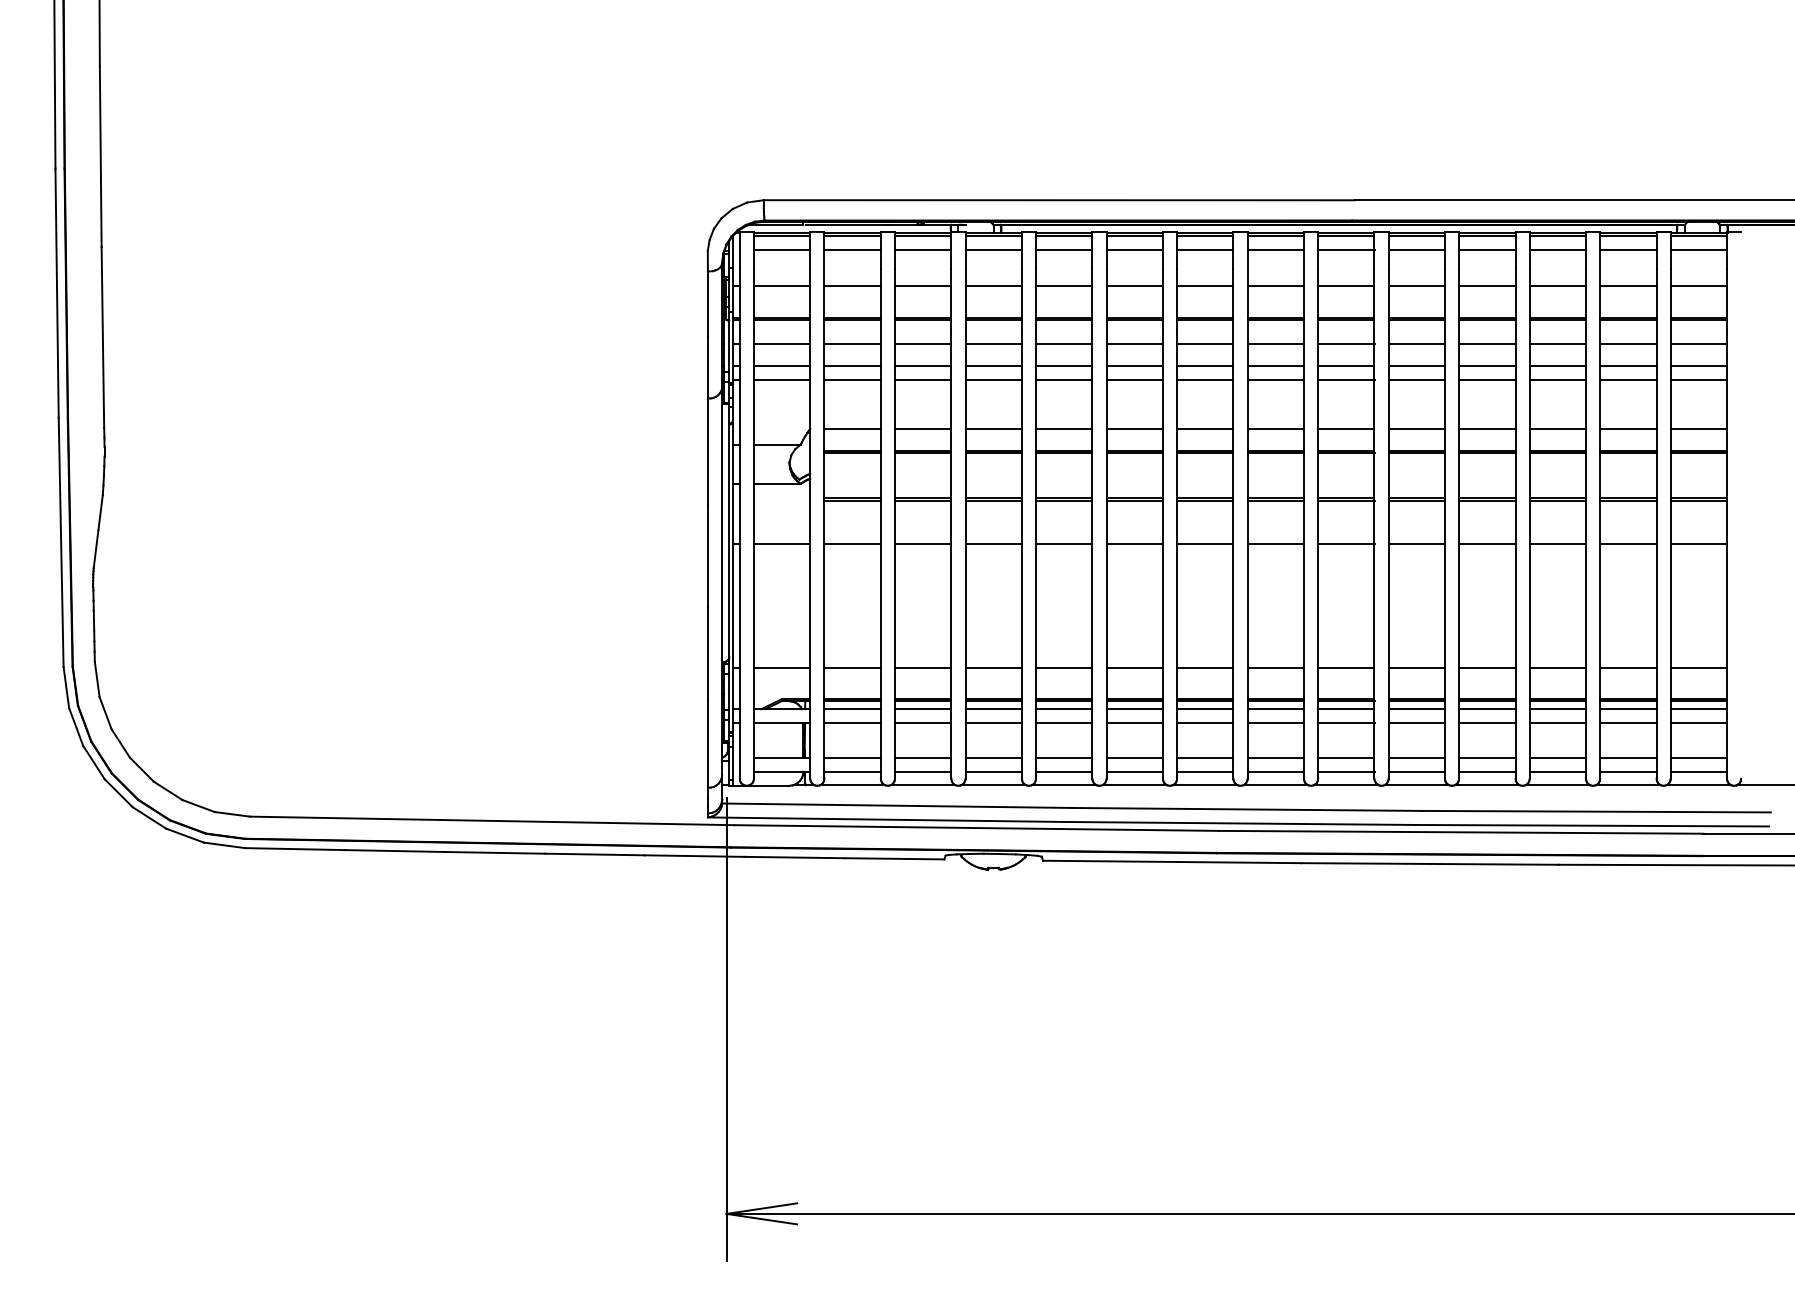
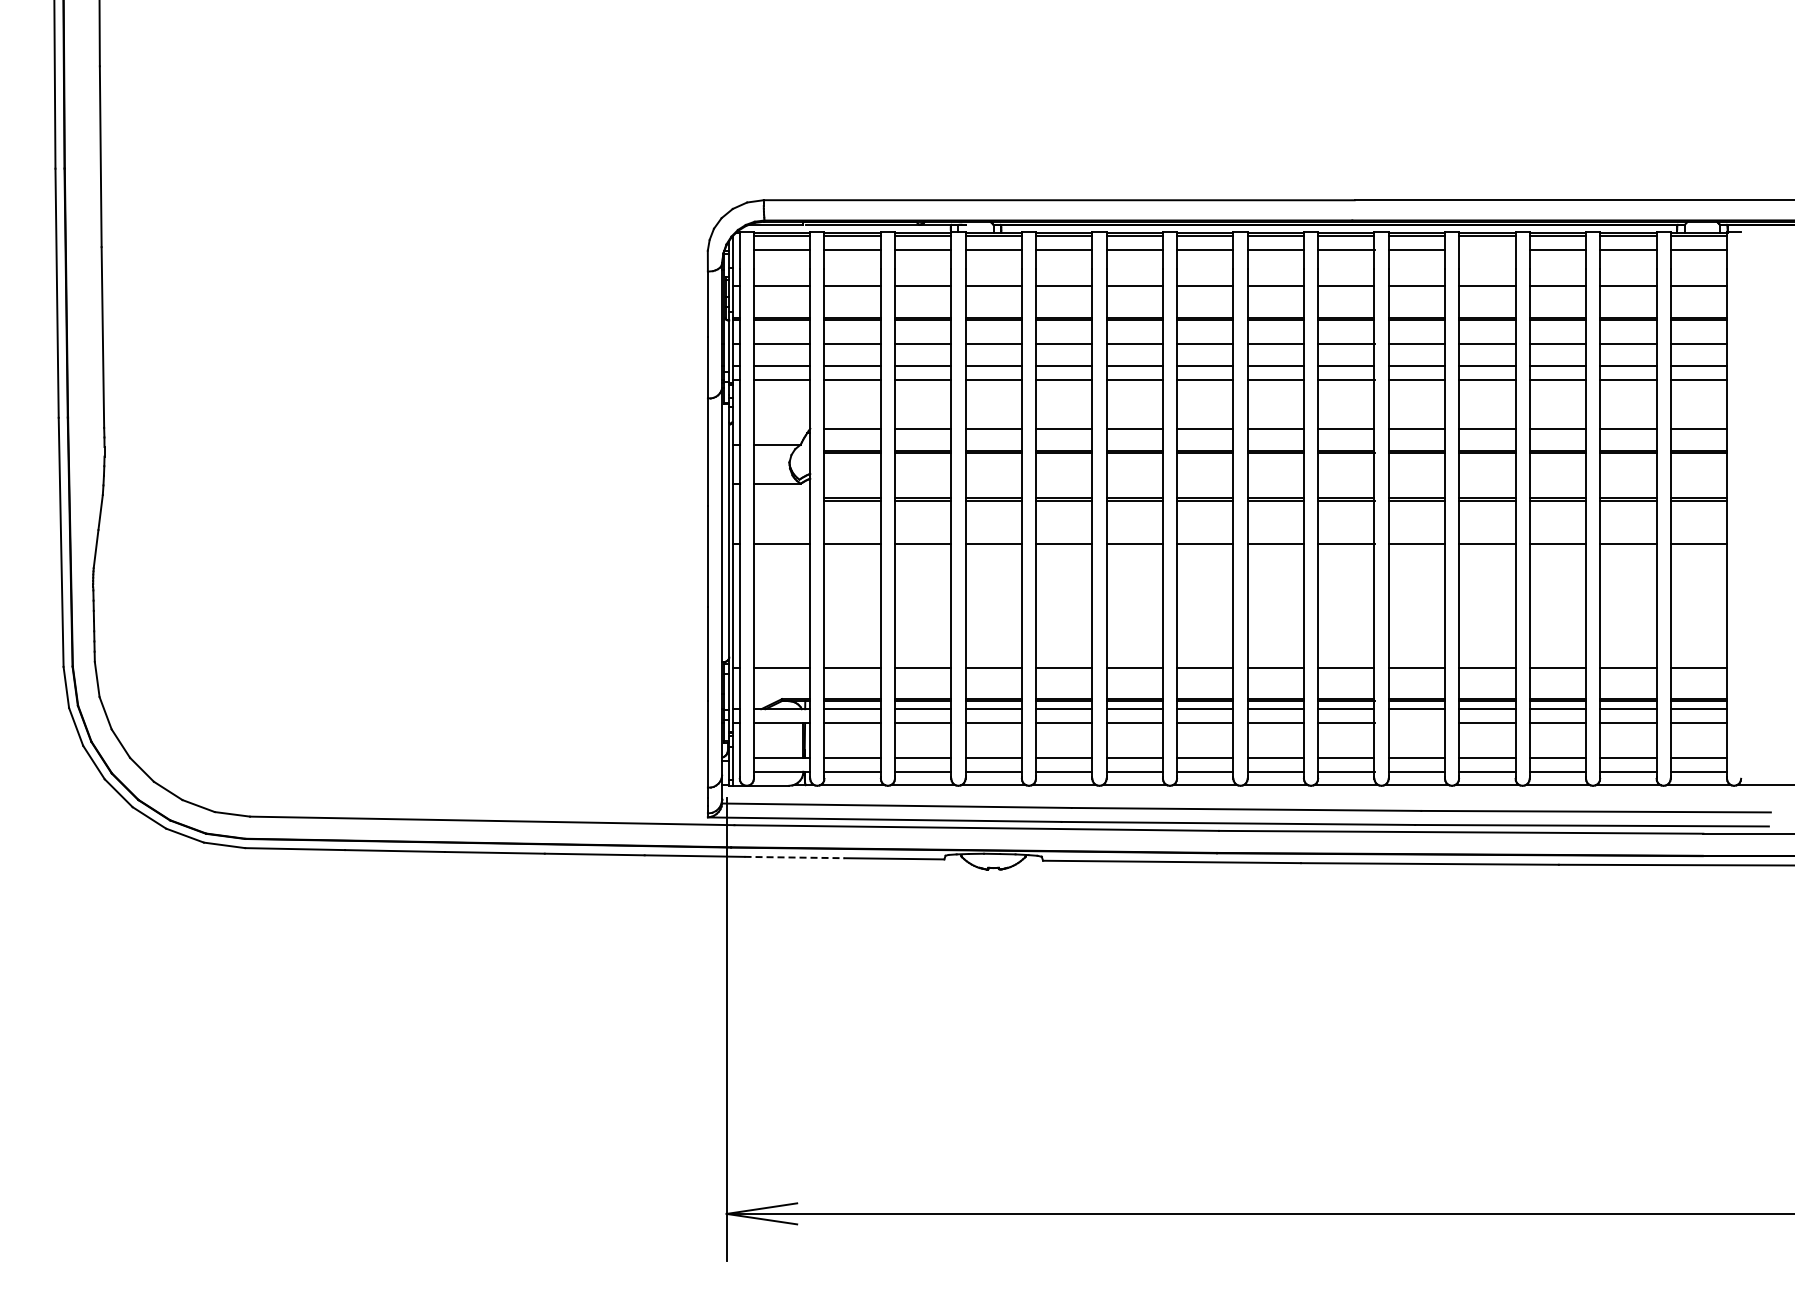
line: present -> none (1487, 249)
line: present -> none (1416, 723)
line: solid -> dashed (794, 857)
